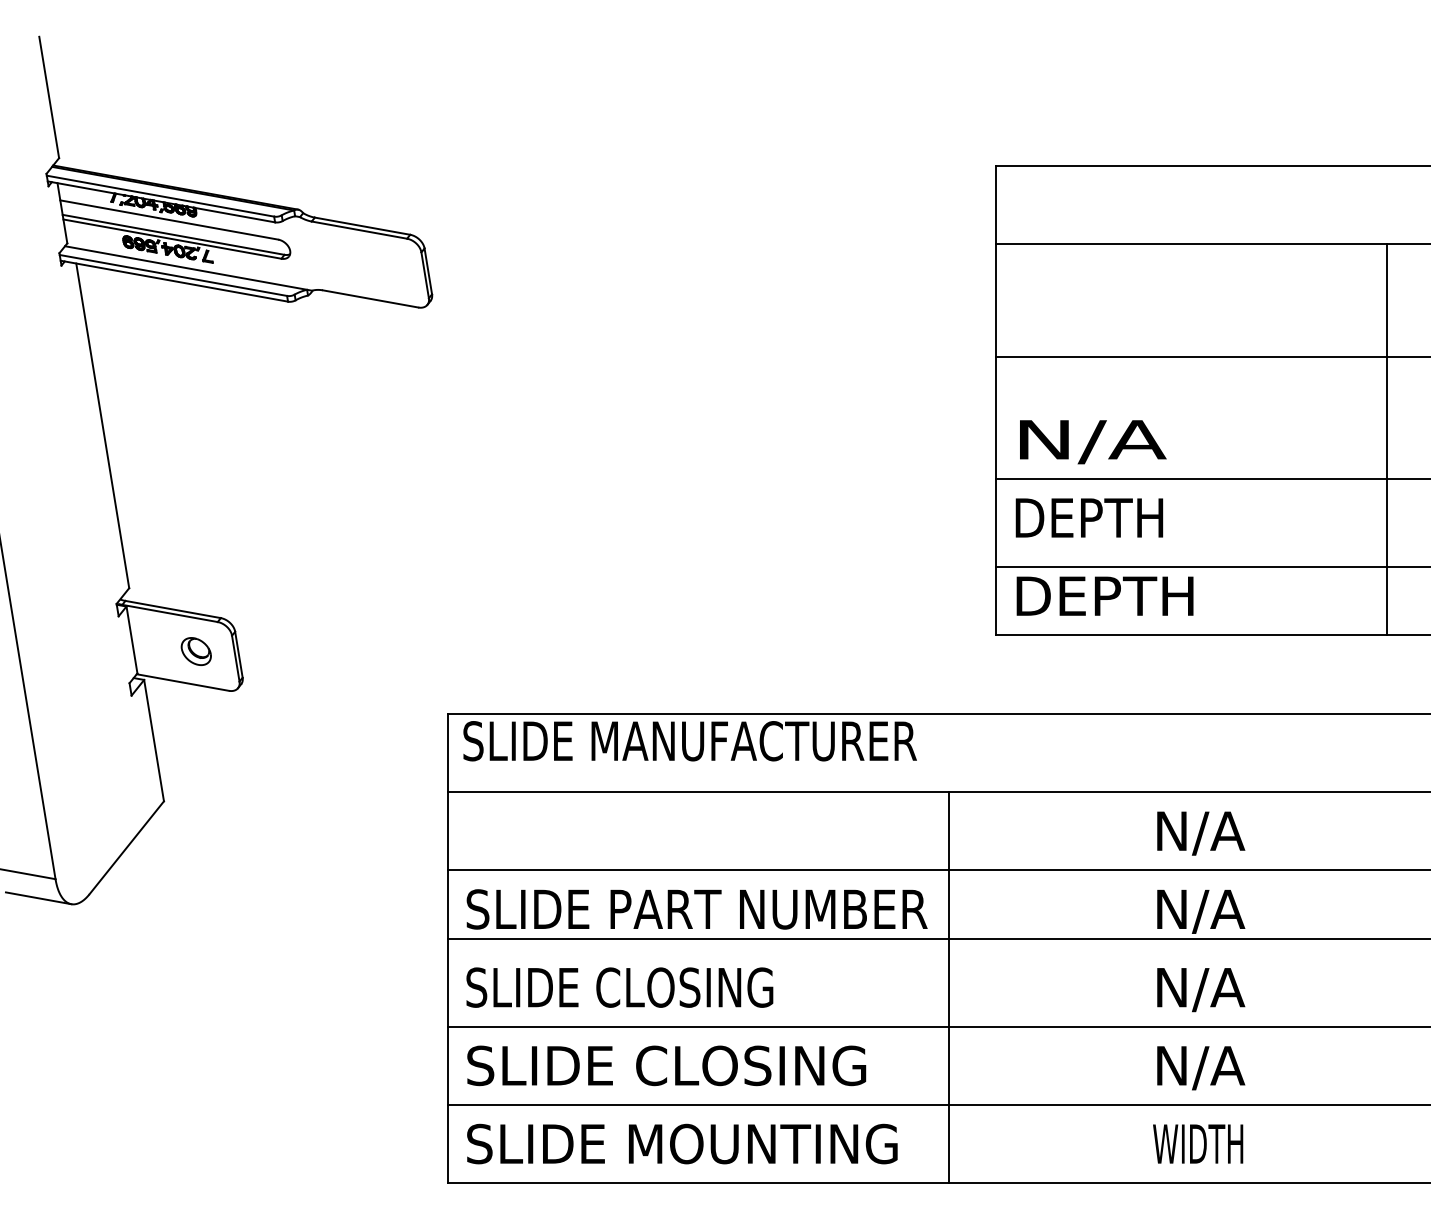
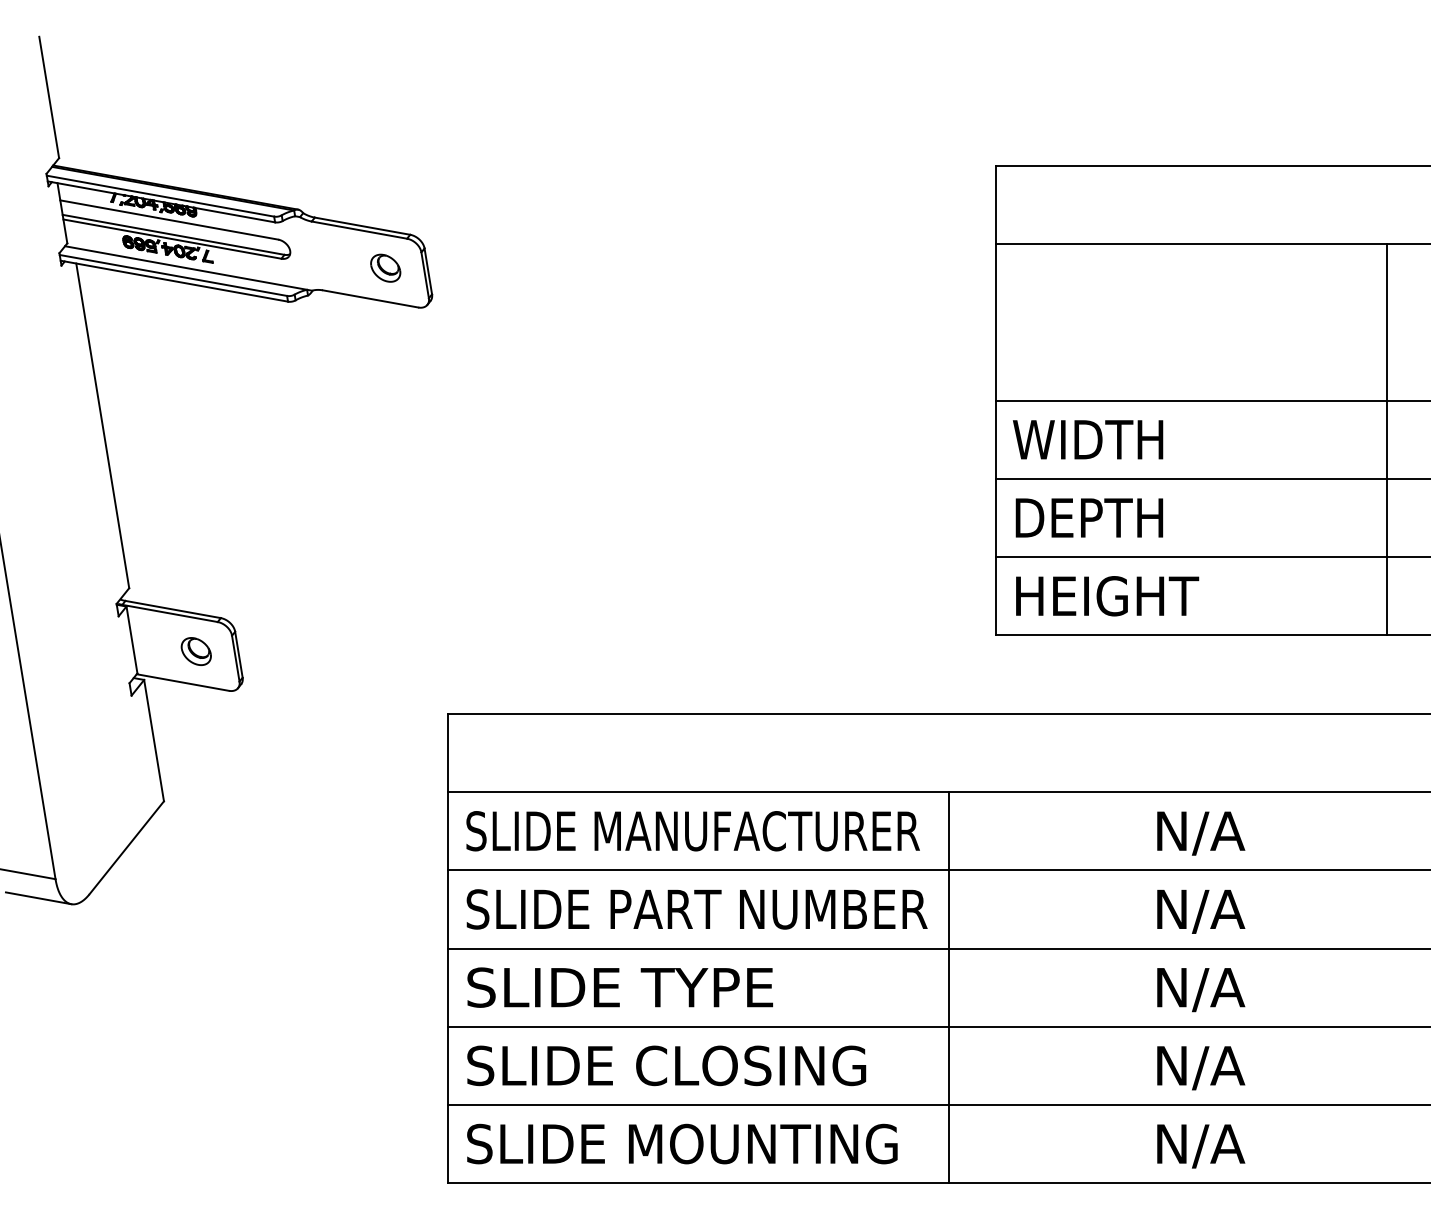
part: none -> present (385, 267)
line position: (1211, 356) -> (1211, 400) (1211, 400)
text: N/A -> WIDTH (1089, 442)
line position: (1211, 567) -> (1211, 557) (1211, 557)
text: DEPTH -> HEIGHT (1107, 596)
text position: (689, 741) -> (692, 831) (692, 831)
line position: (937, 938) -> (937, 948) (937, 948)
text: SLIDE CLOSING -> SLIDE TYPE (619, 987)
text: WIDTH -> N/A (1199, 1146)
